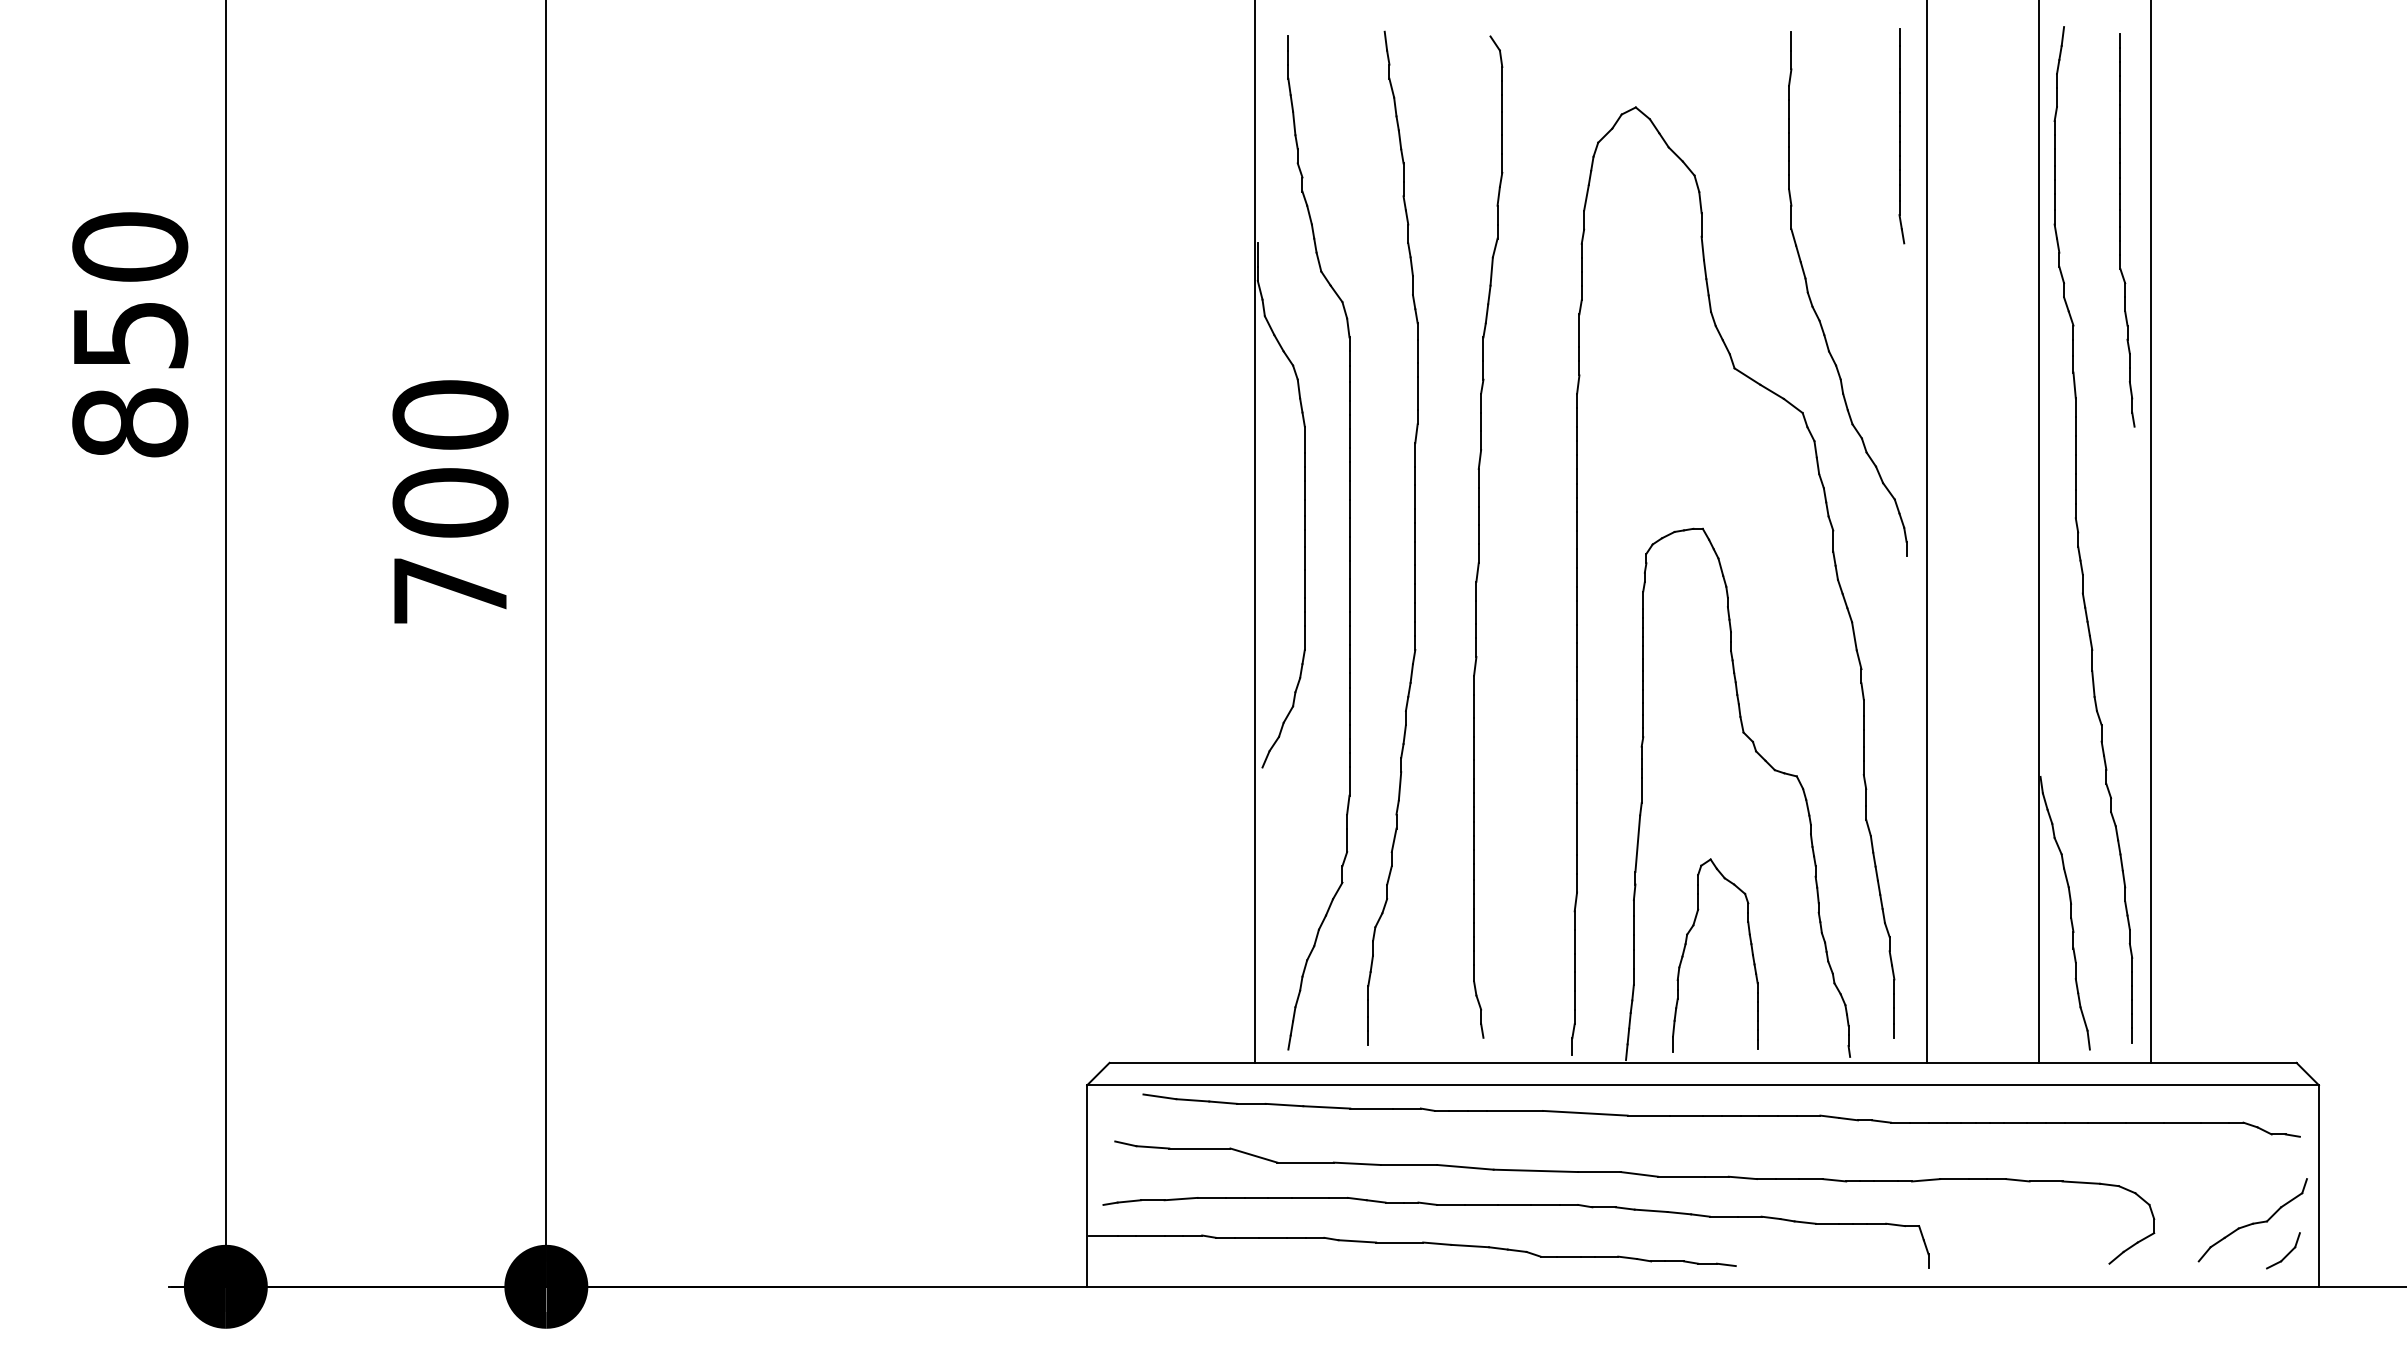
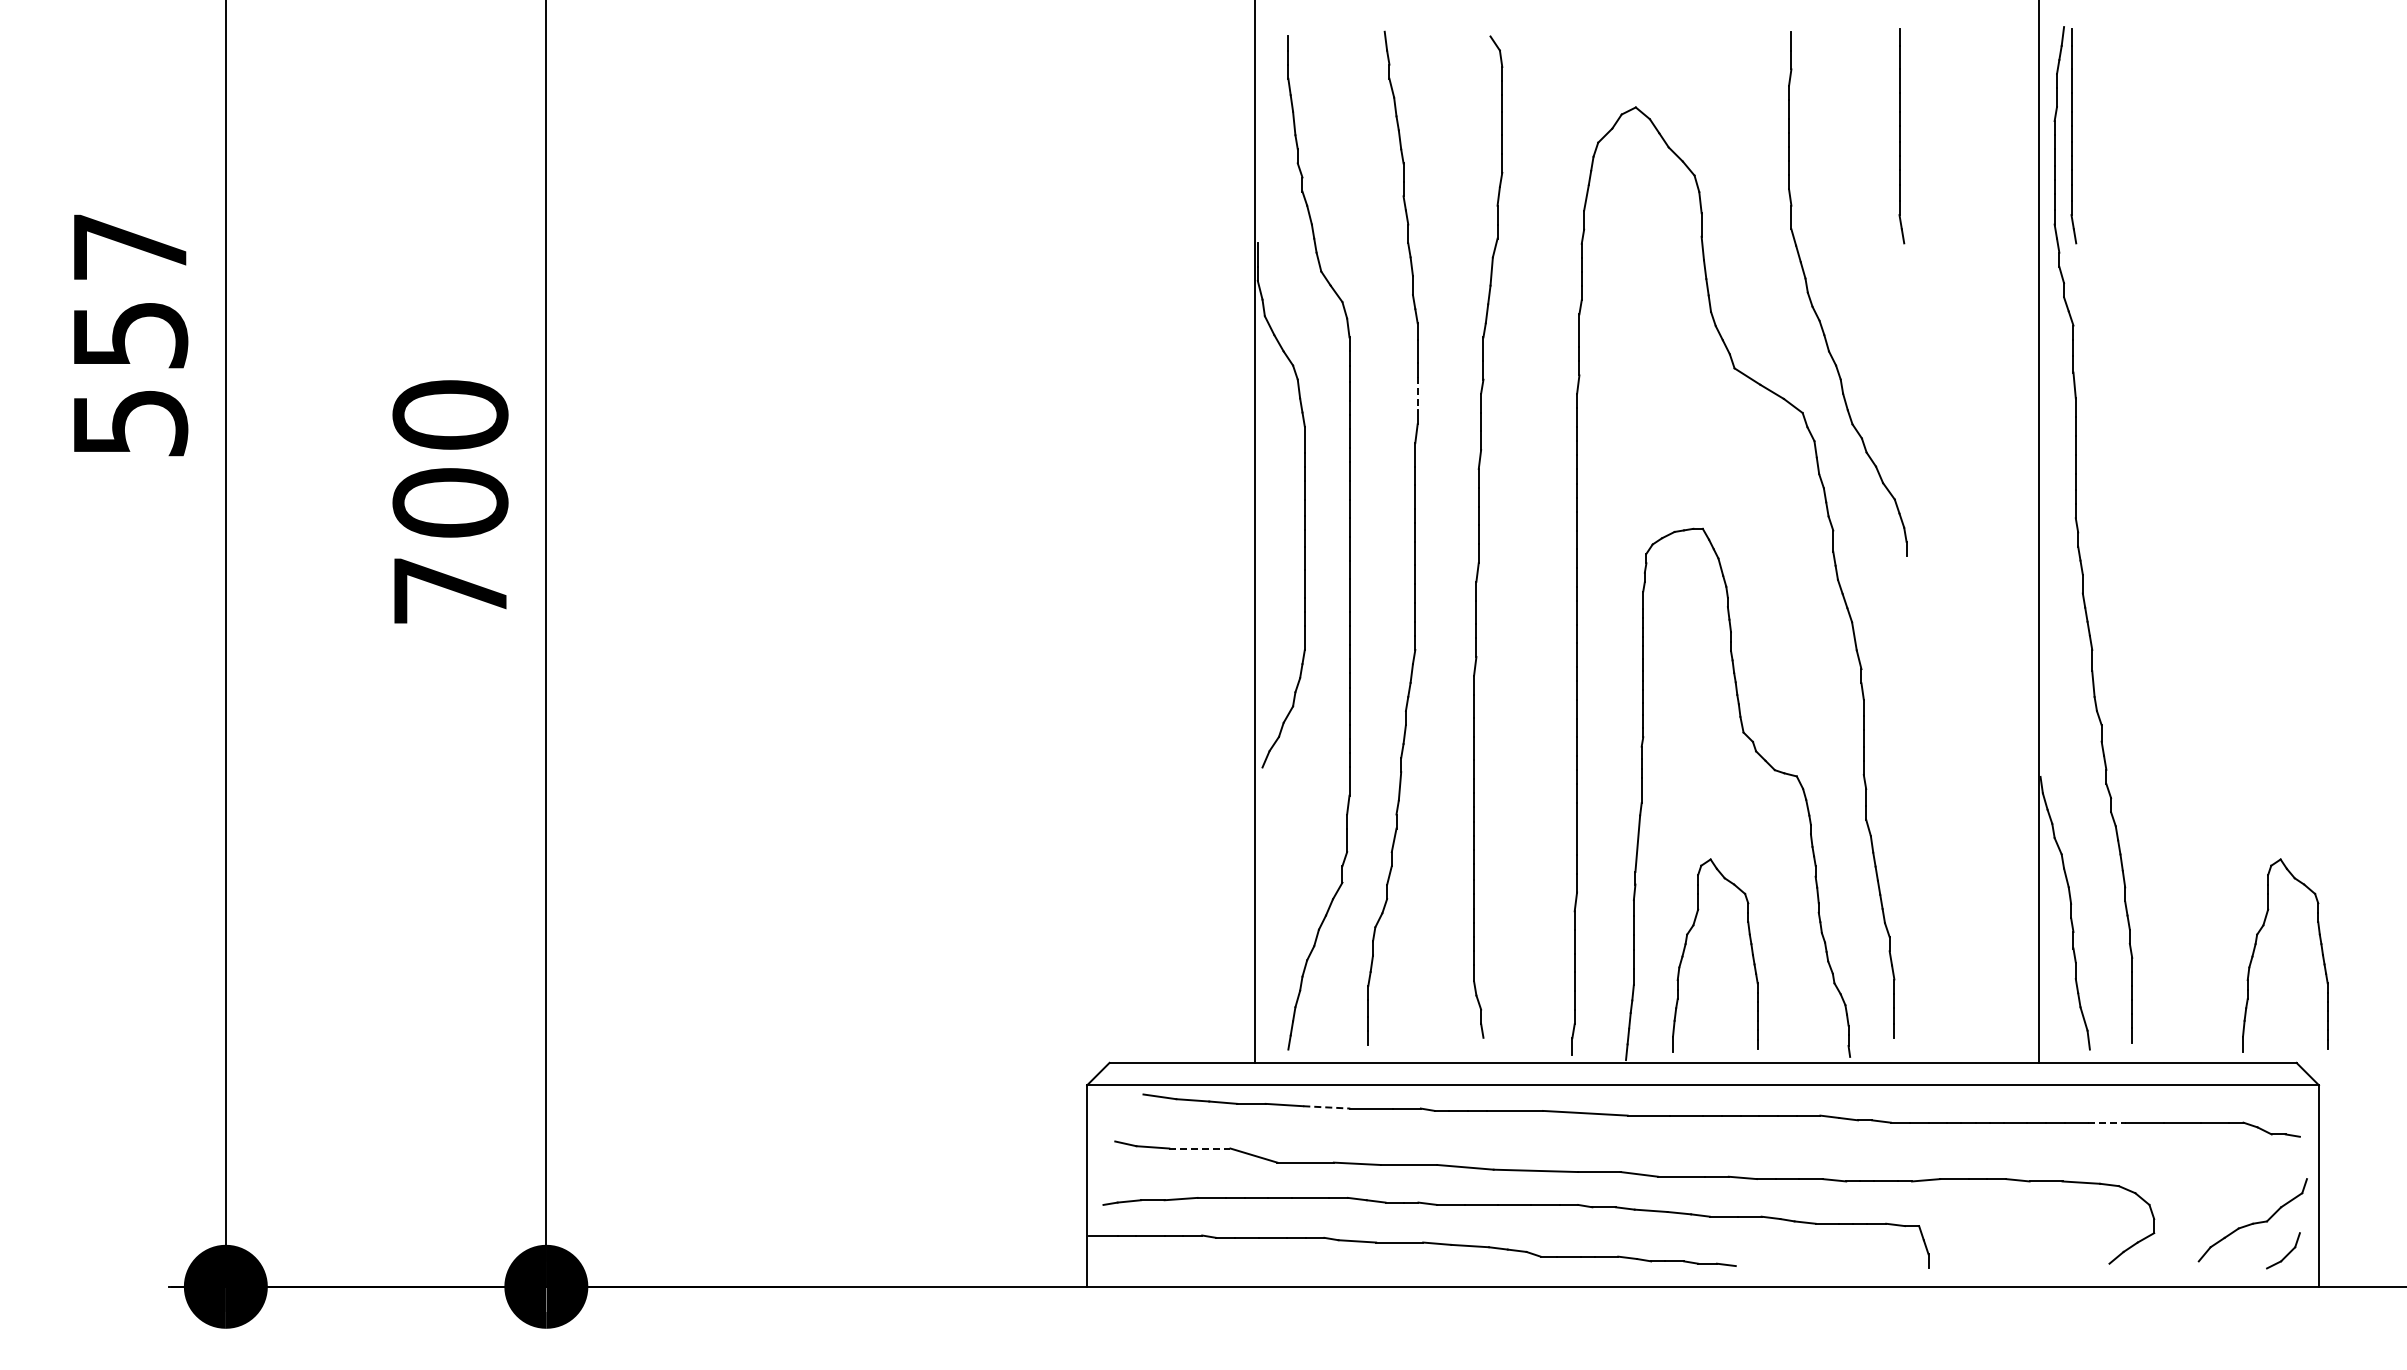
part: none -> present (2073, 136)
part: present -> none (2120, 230)
text: 850 -> 557 (130, 334)
line: solid -> dashed (1417, 394)
line: present -> none (1927, 532)
line: present -> none (2151, 532)
part: none -> present (2255, 949)
line: solid -> dashed (1326, 1107)
line: solid -> dashed (2107, 1122)
line: solid -> dashed (1199, 1148)
